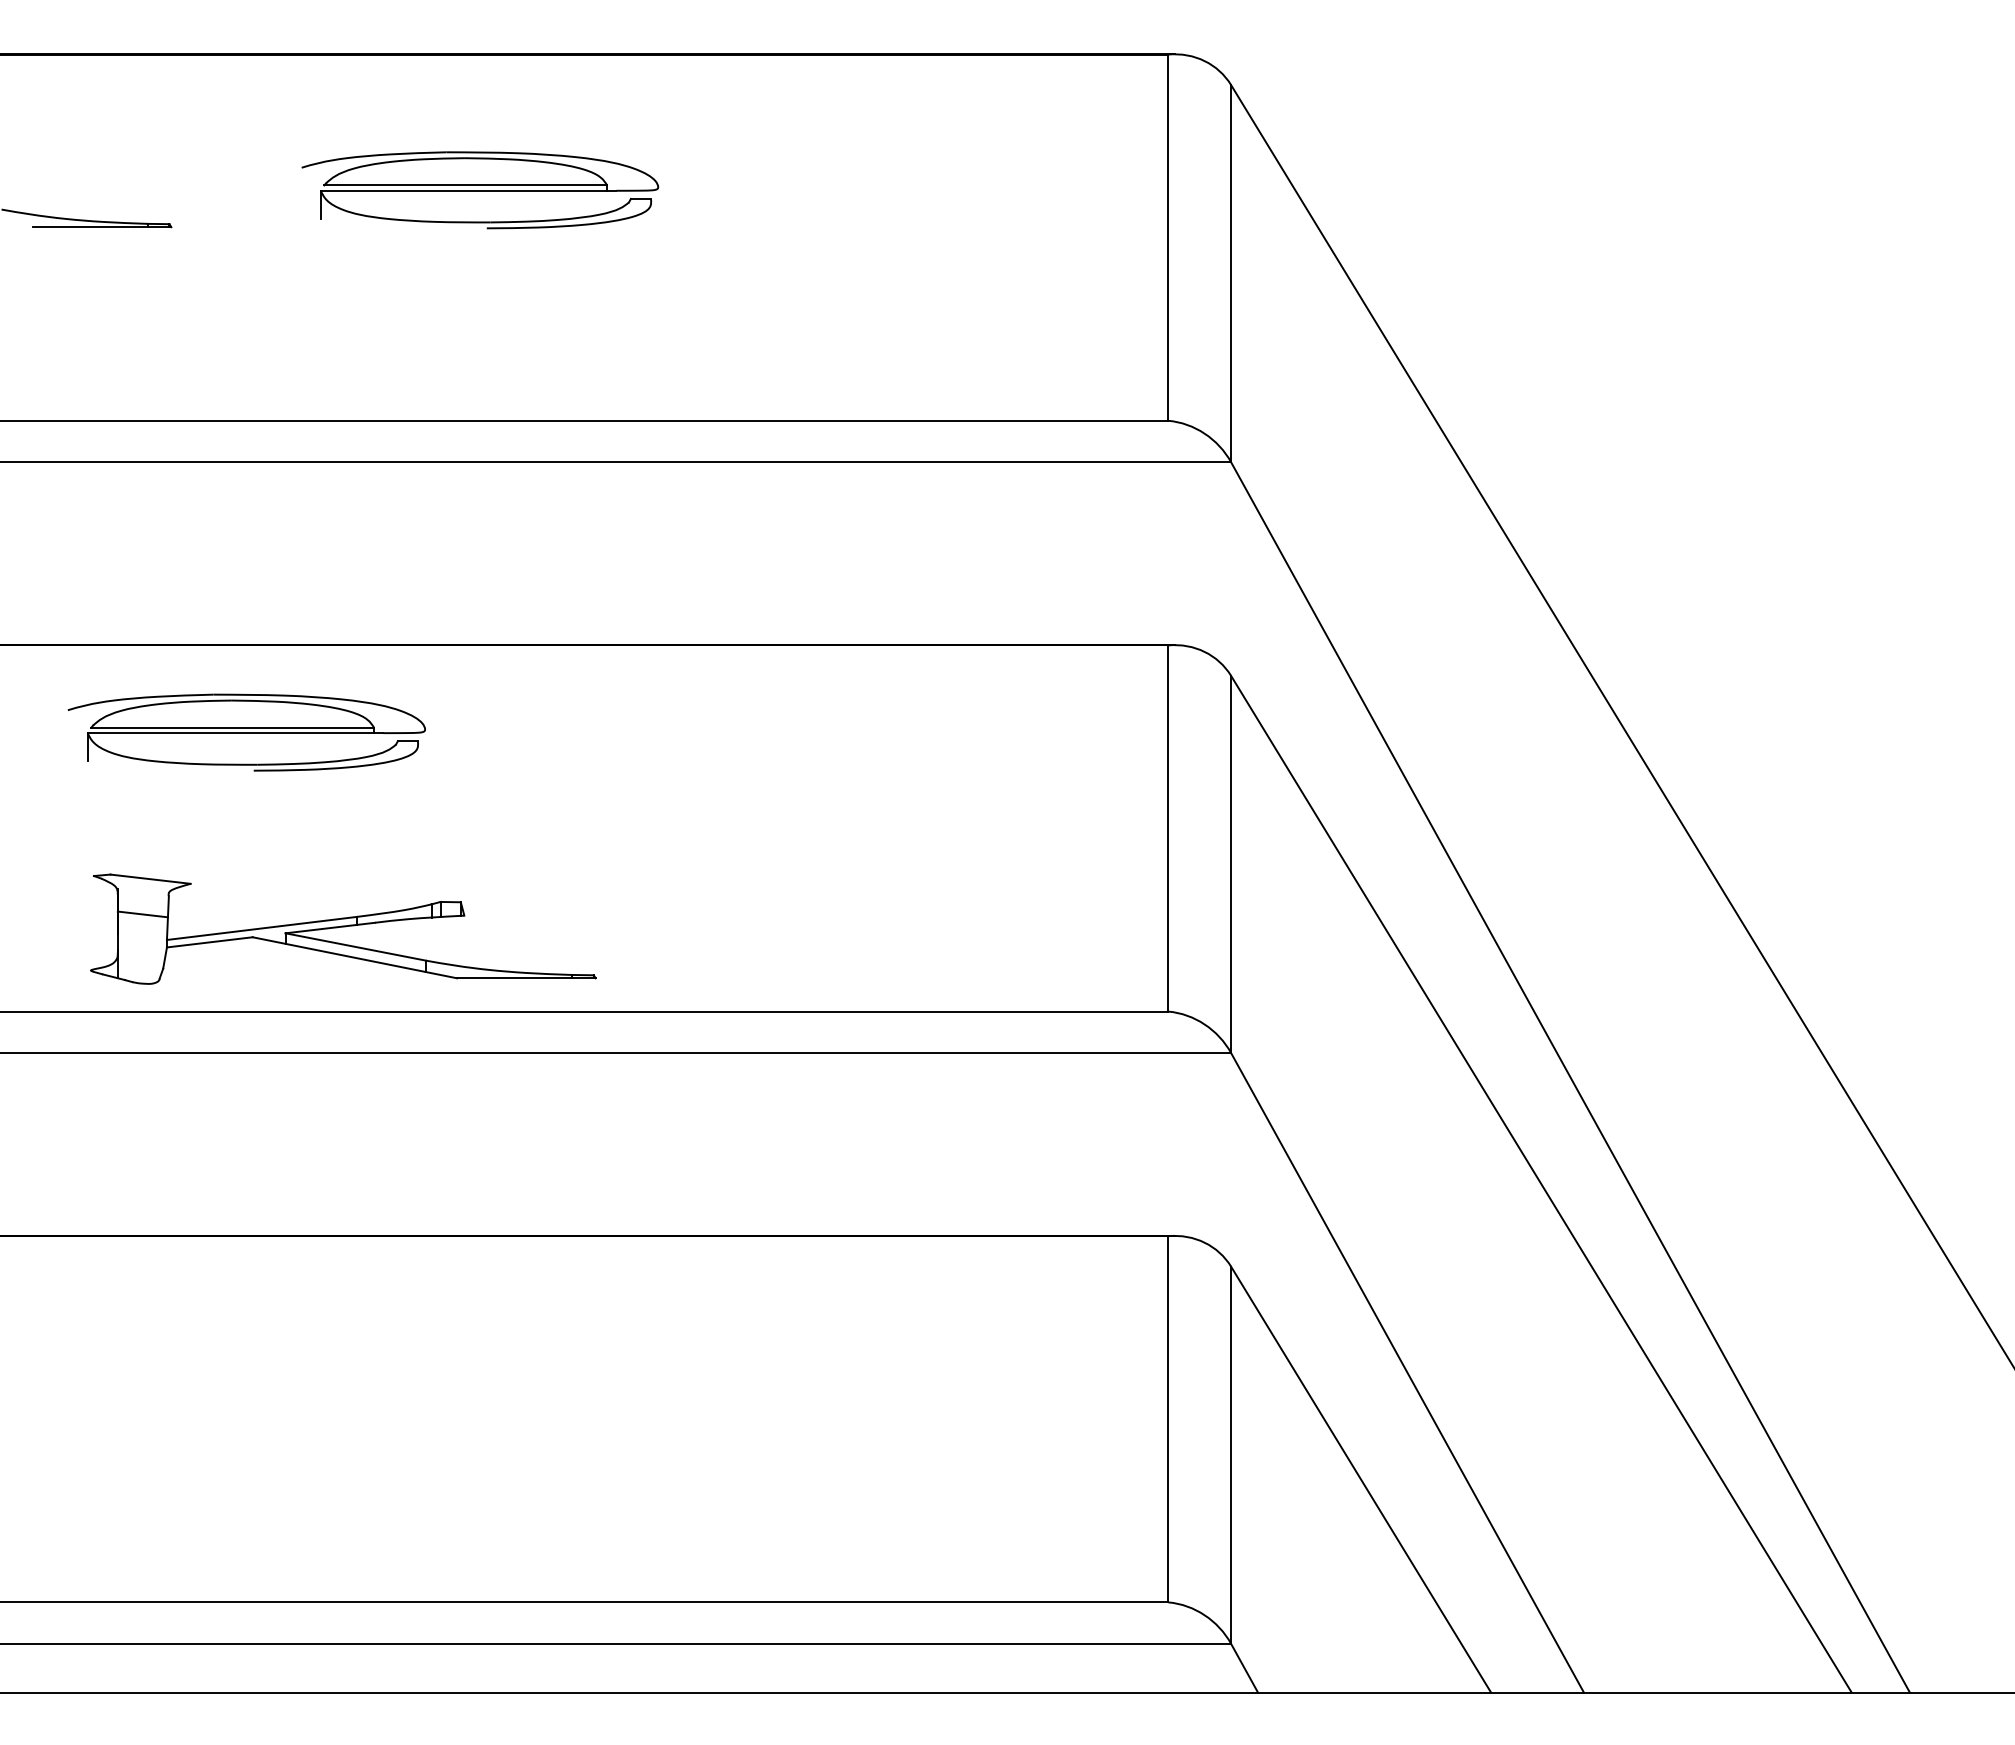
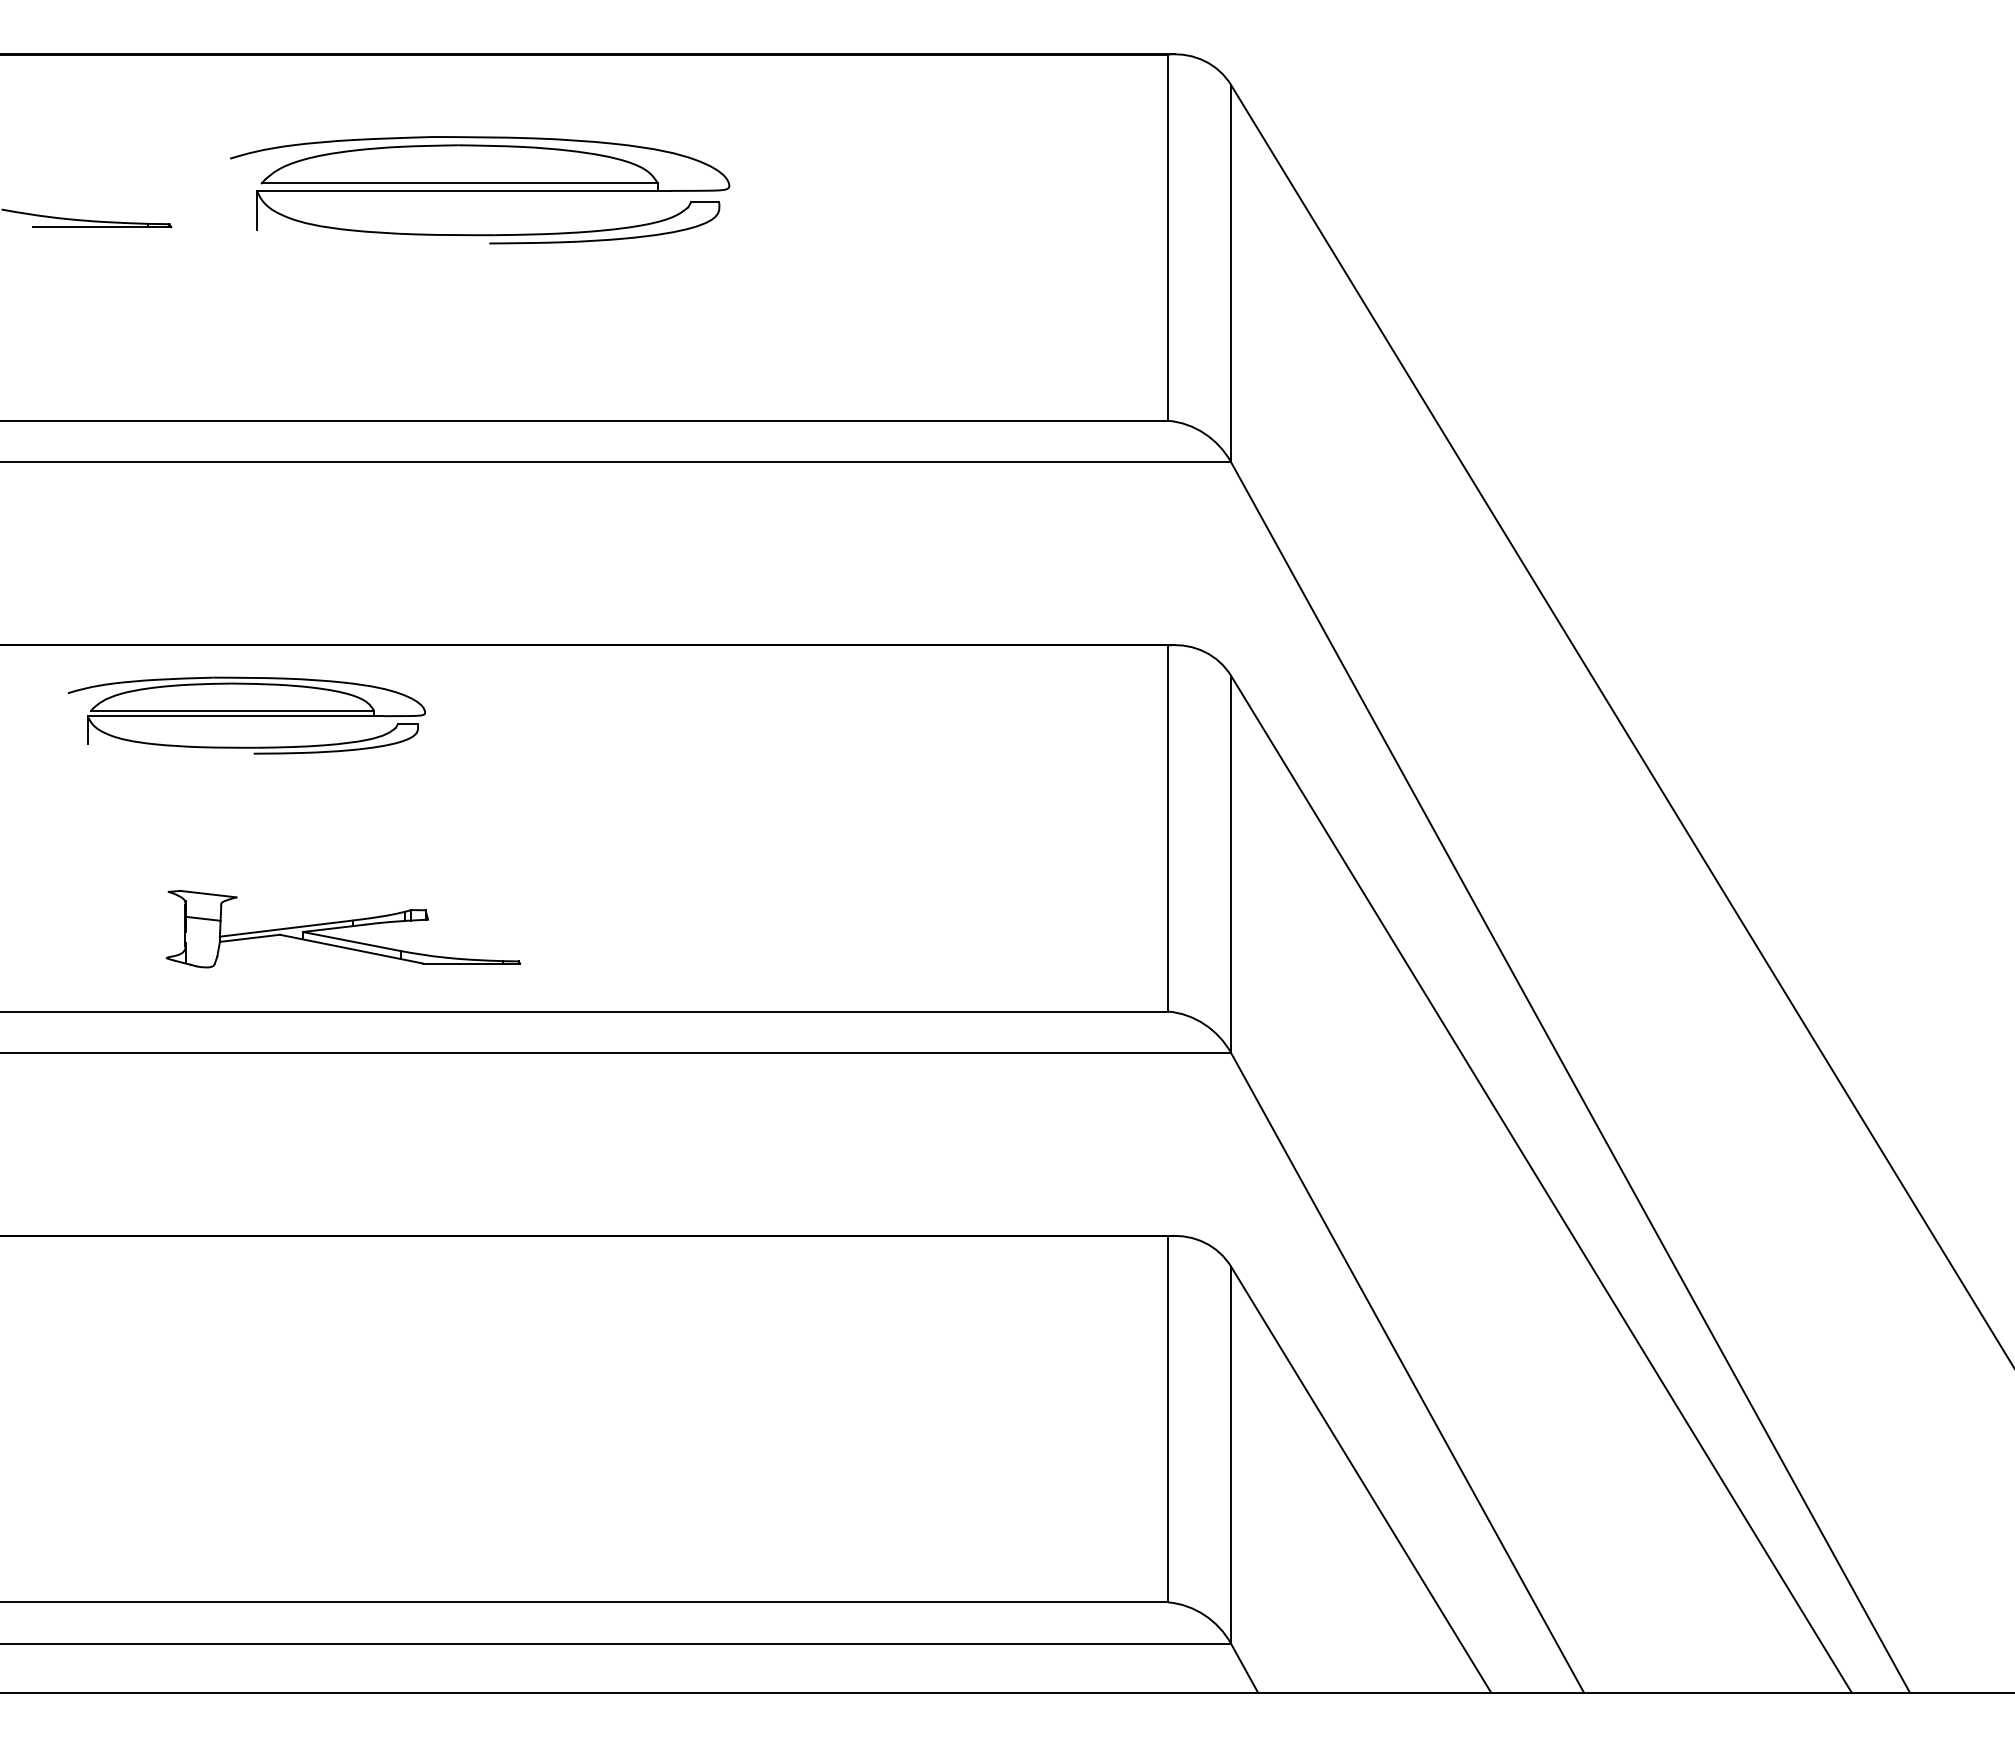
part size: 359x79 px -> 501x109 px (480, 190)
part position: (246, 732) -> (246, 715) (246, 715)
part size: 507x112 px -> 357x79 px (343, 929)
